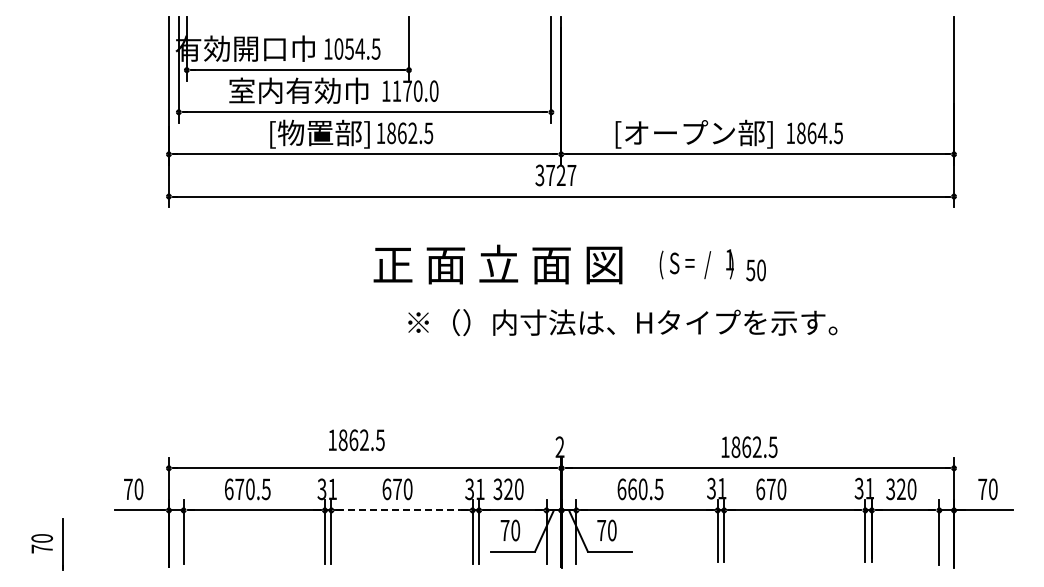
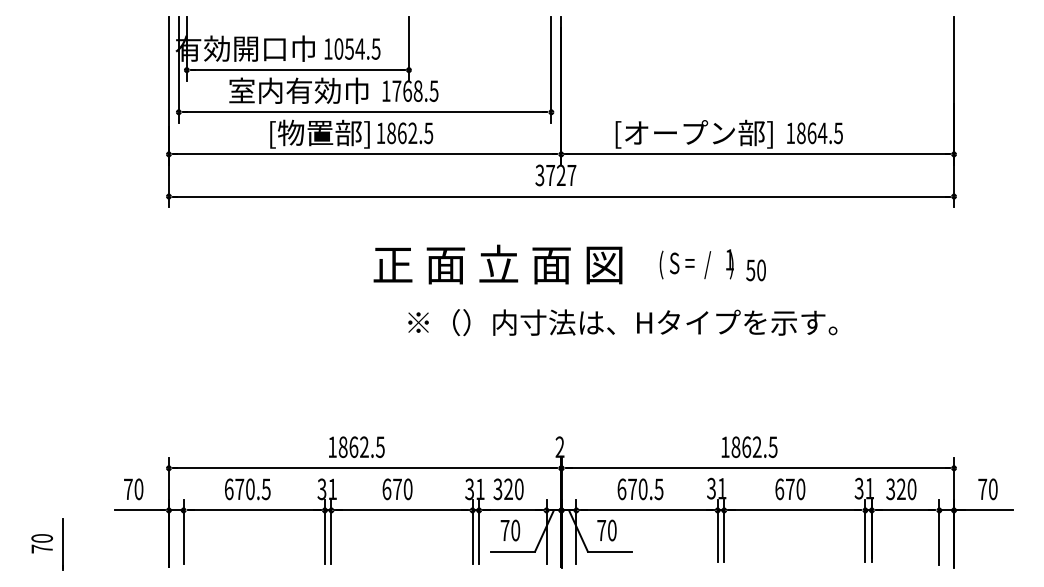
text: 1170.0 -> 1768.5 (415, 90)
text position: (356, 440) -> (356, 447) (356, 447)
text: 660.5 -> 670.5 (632, 489)
text position: (771, 489) -> (790, 489) (790, 489)
line: dashed -> solid (402, 510)
